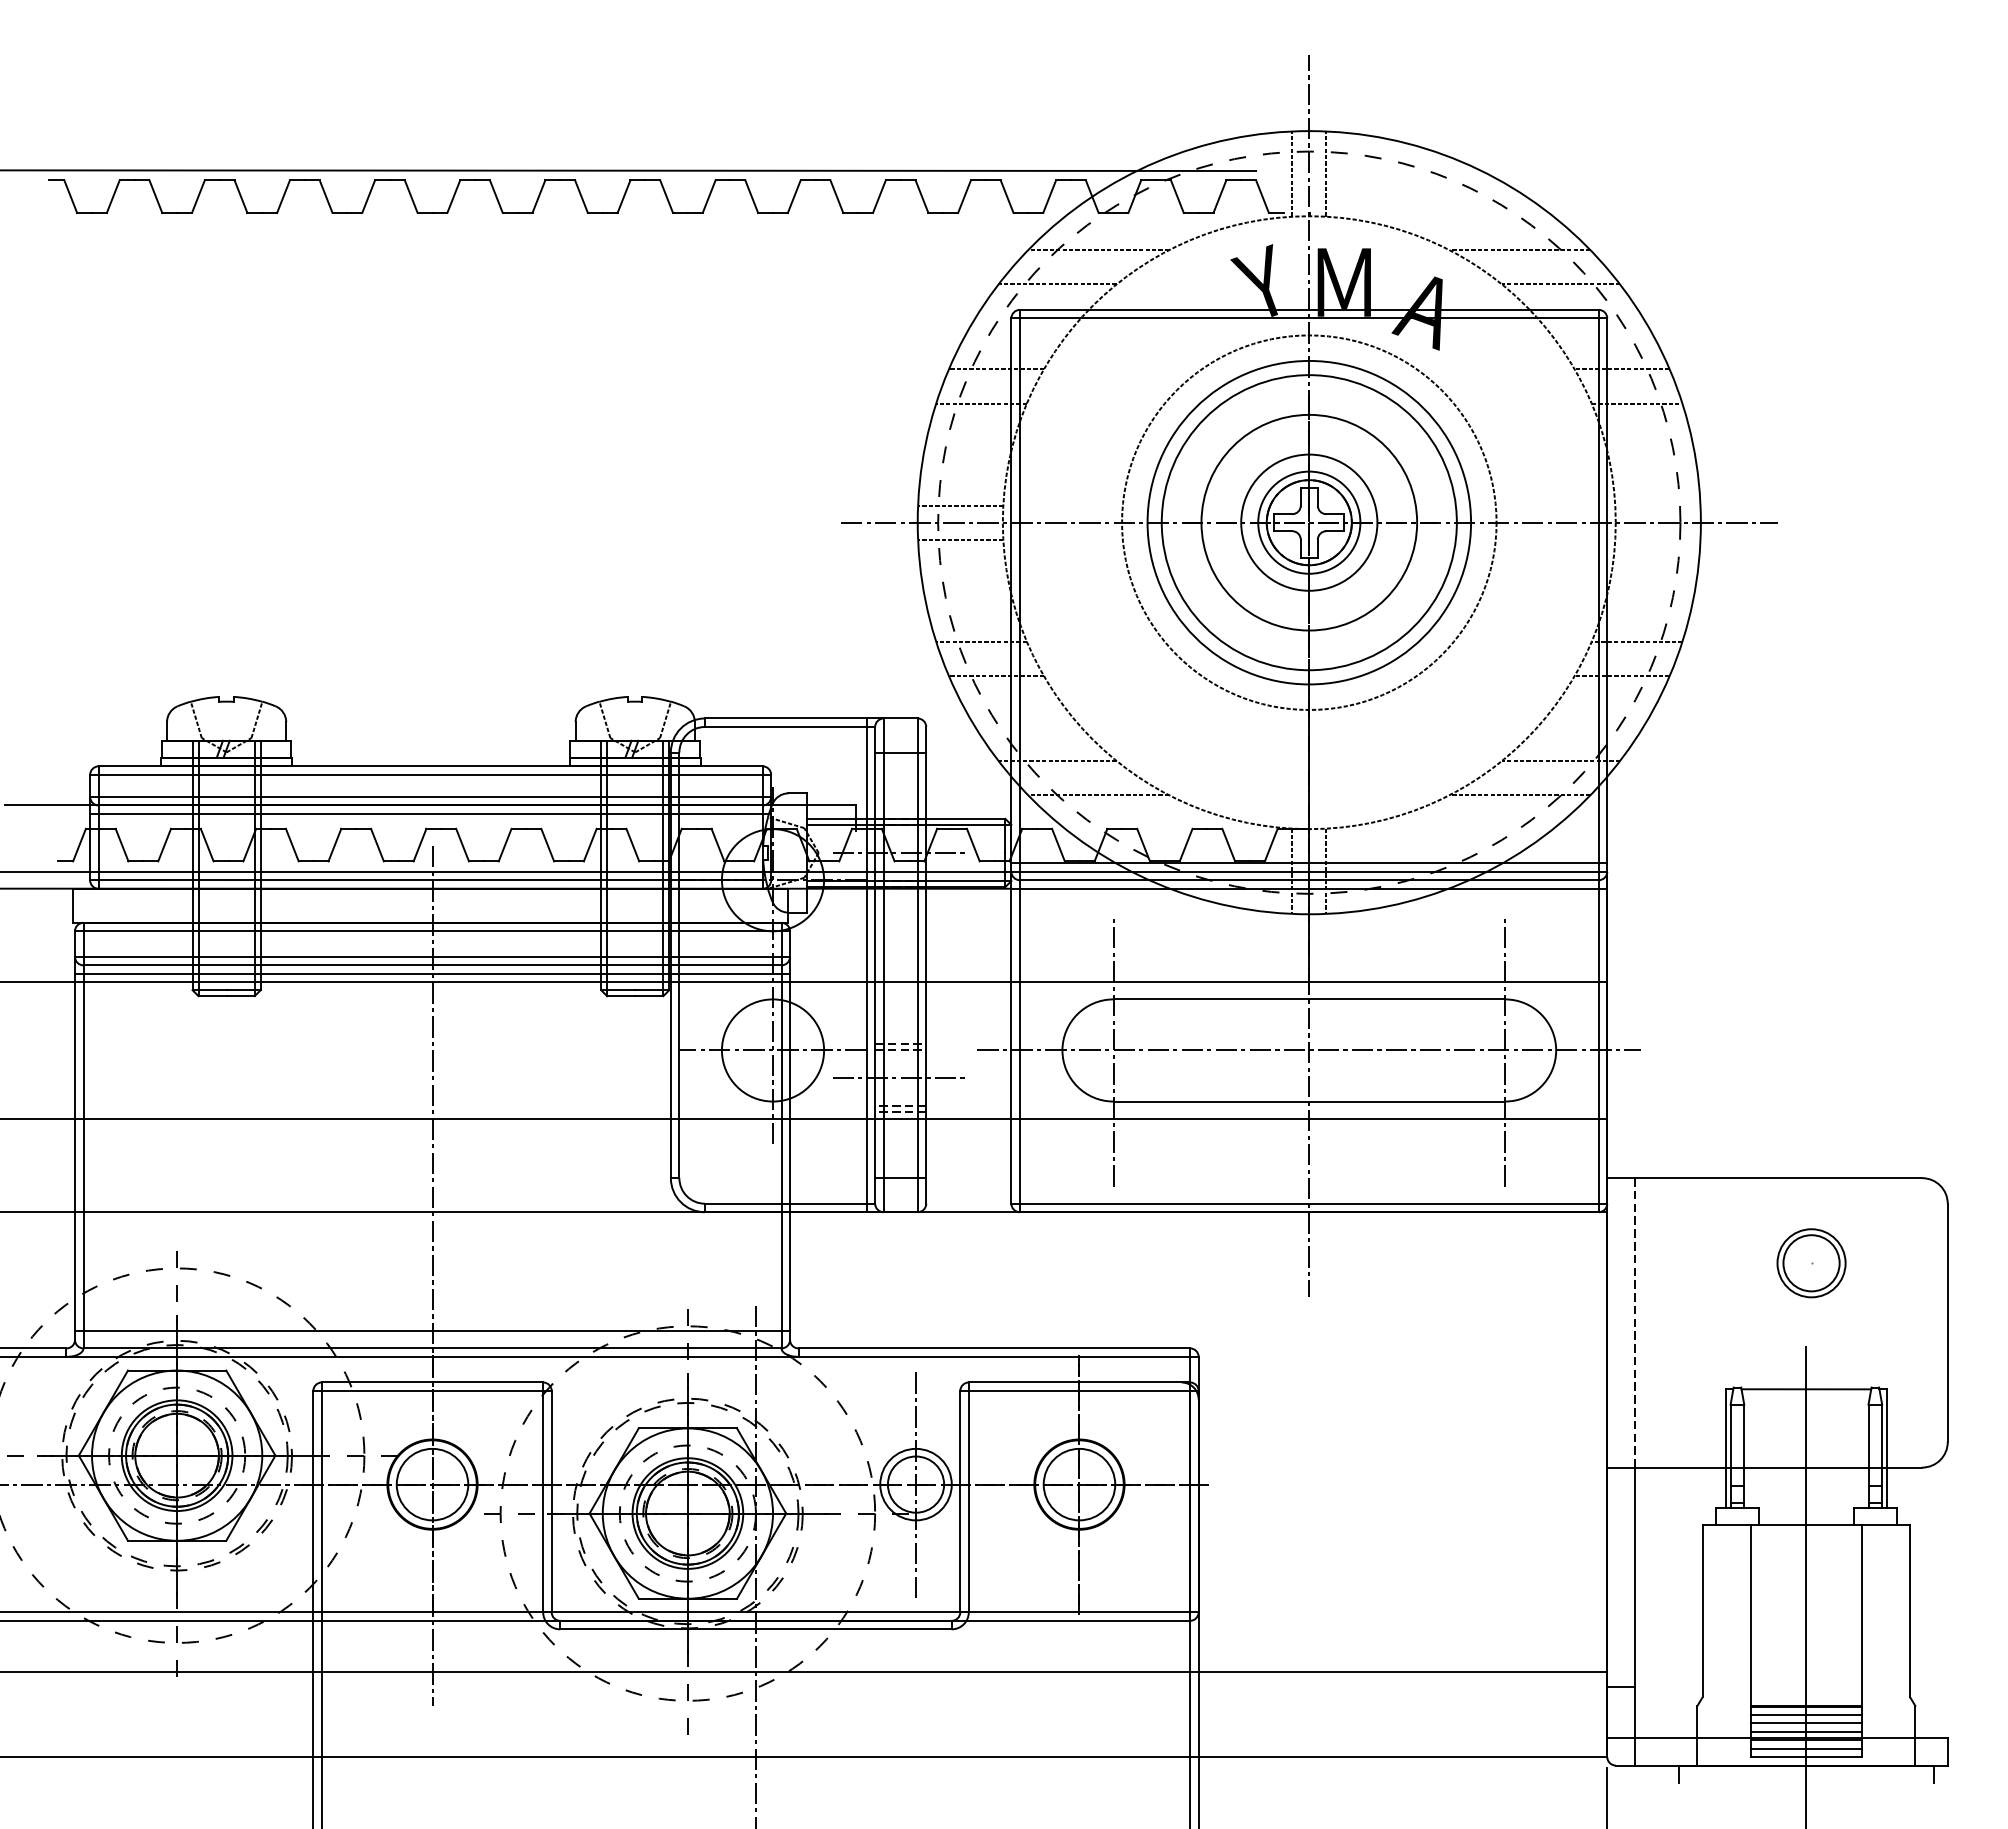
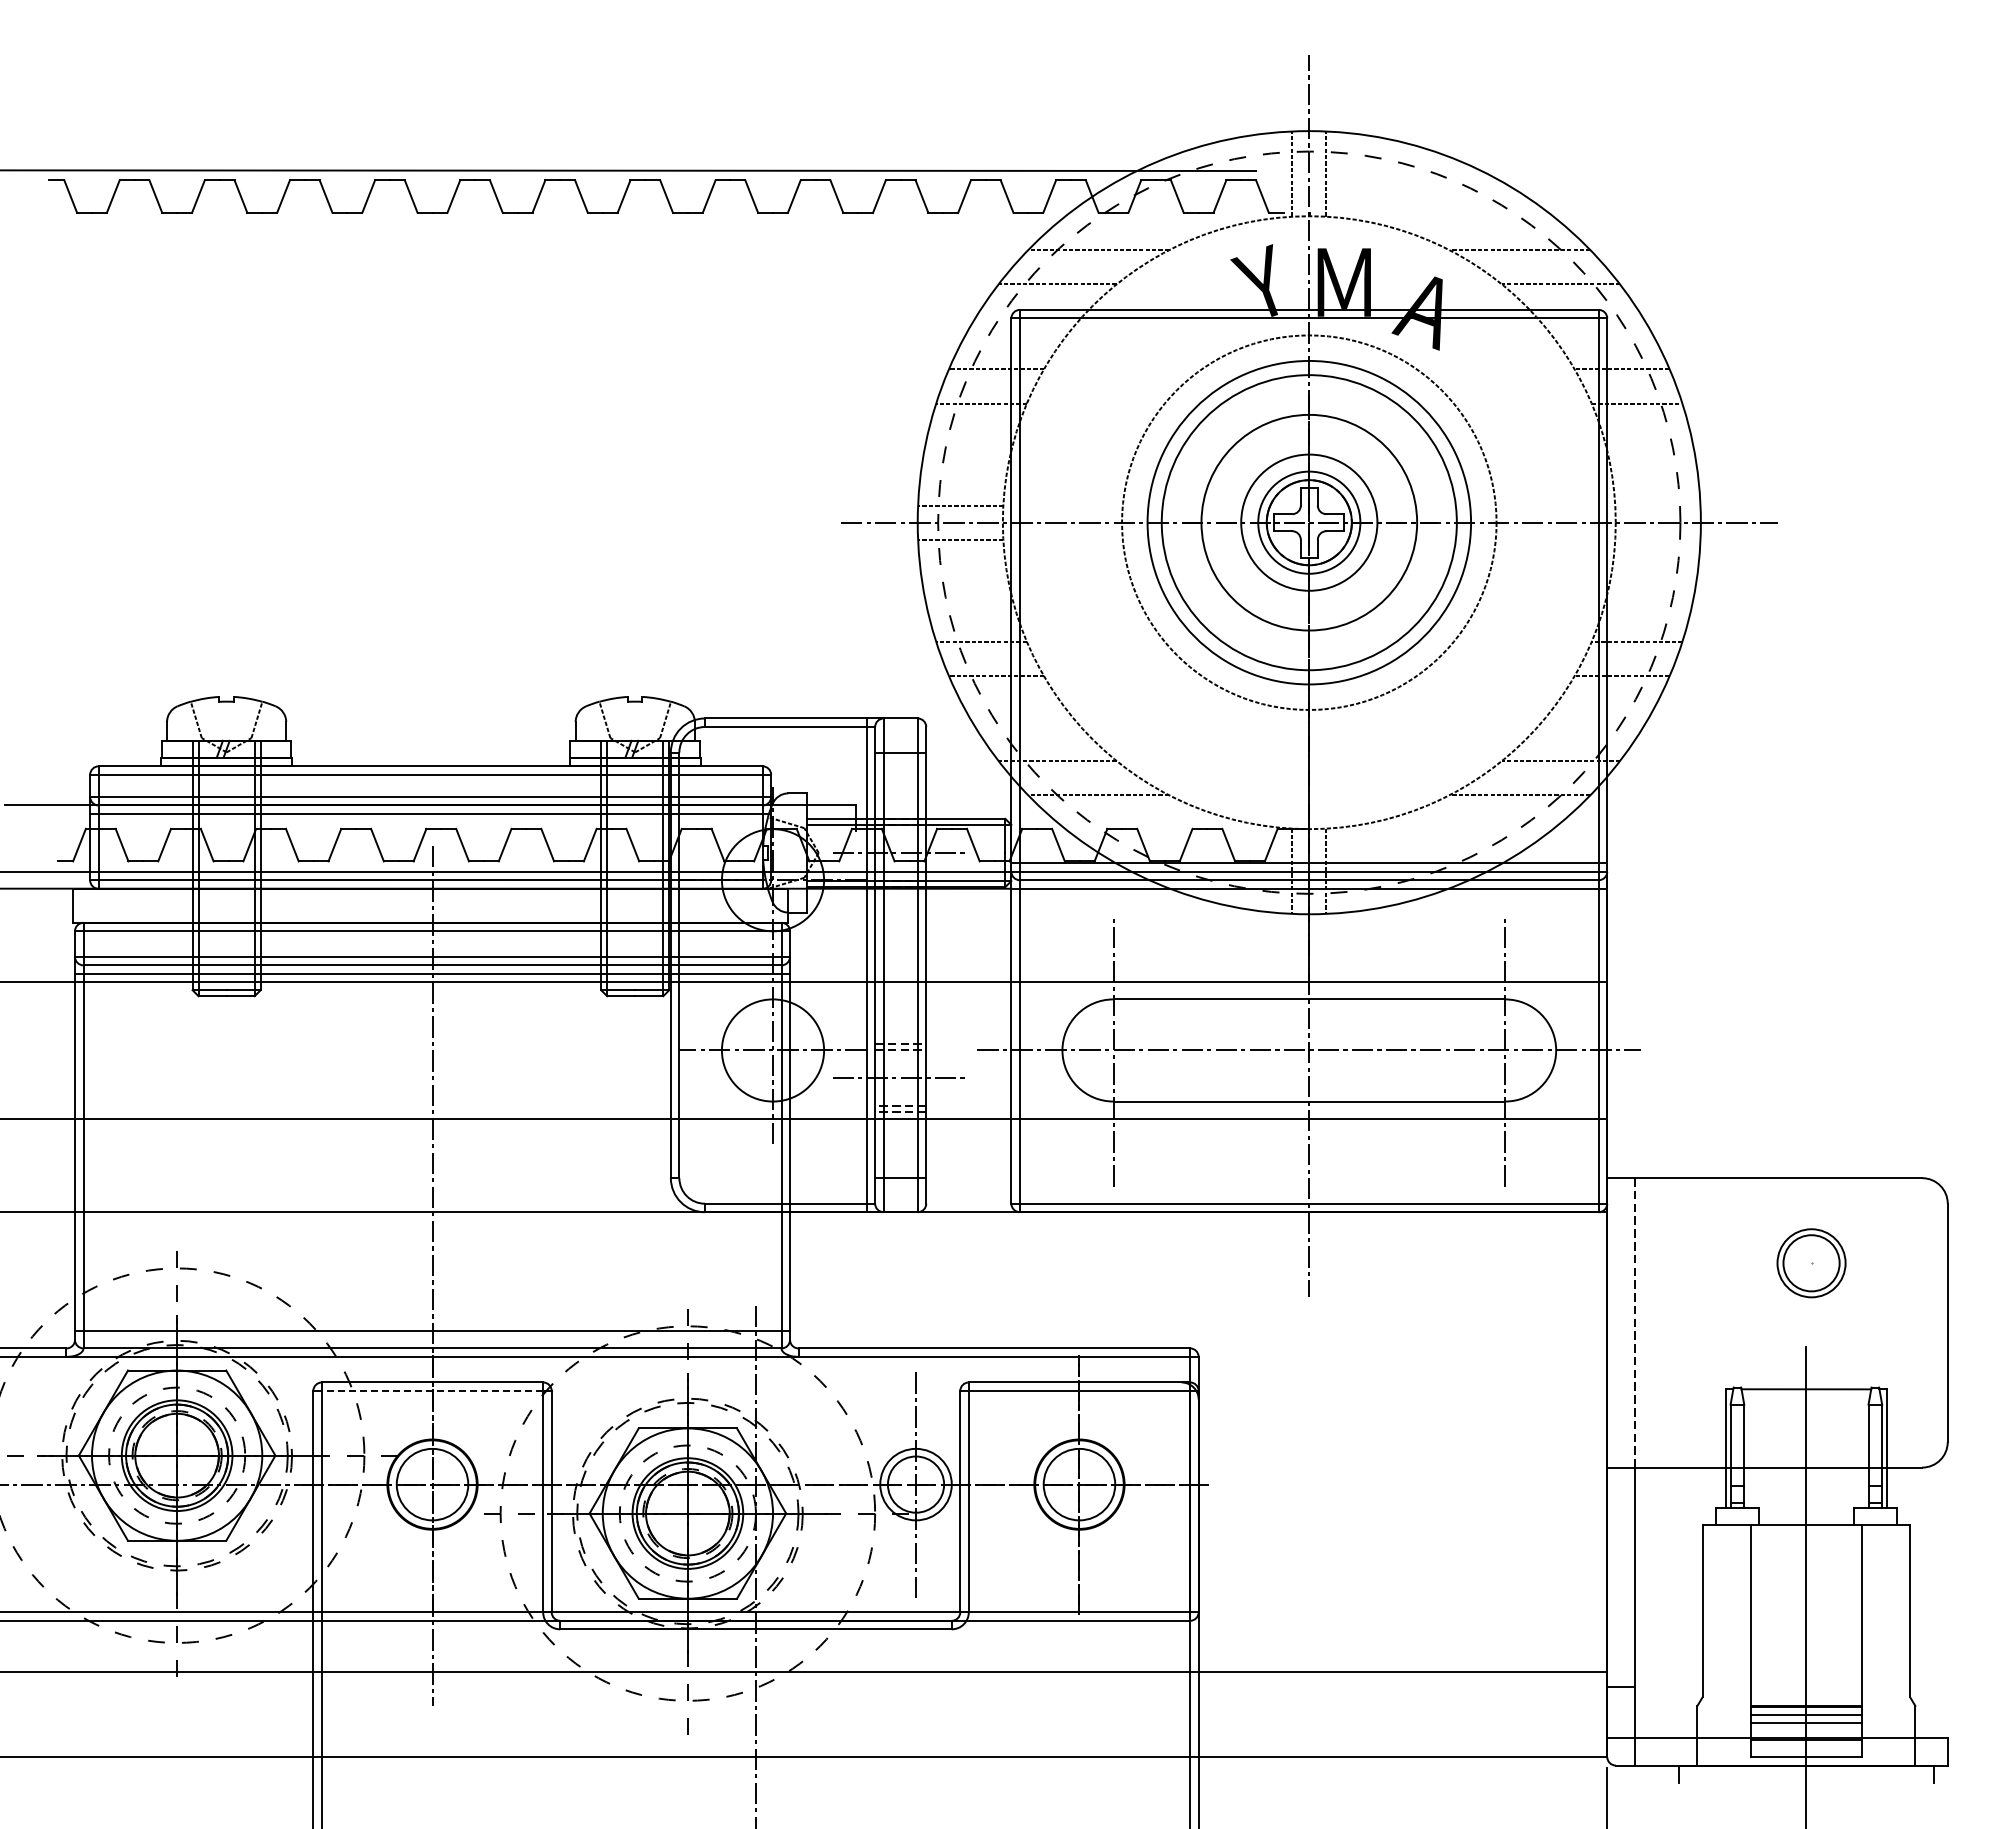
line: solid -> dashed (432, 1390)
line: present -> none (1806, 1731)
line: present -> none (1806, 1748)
